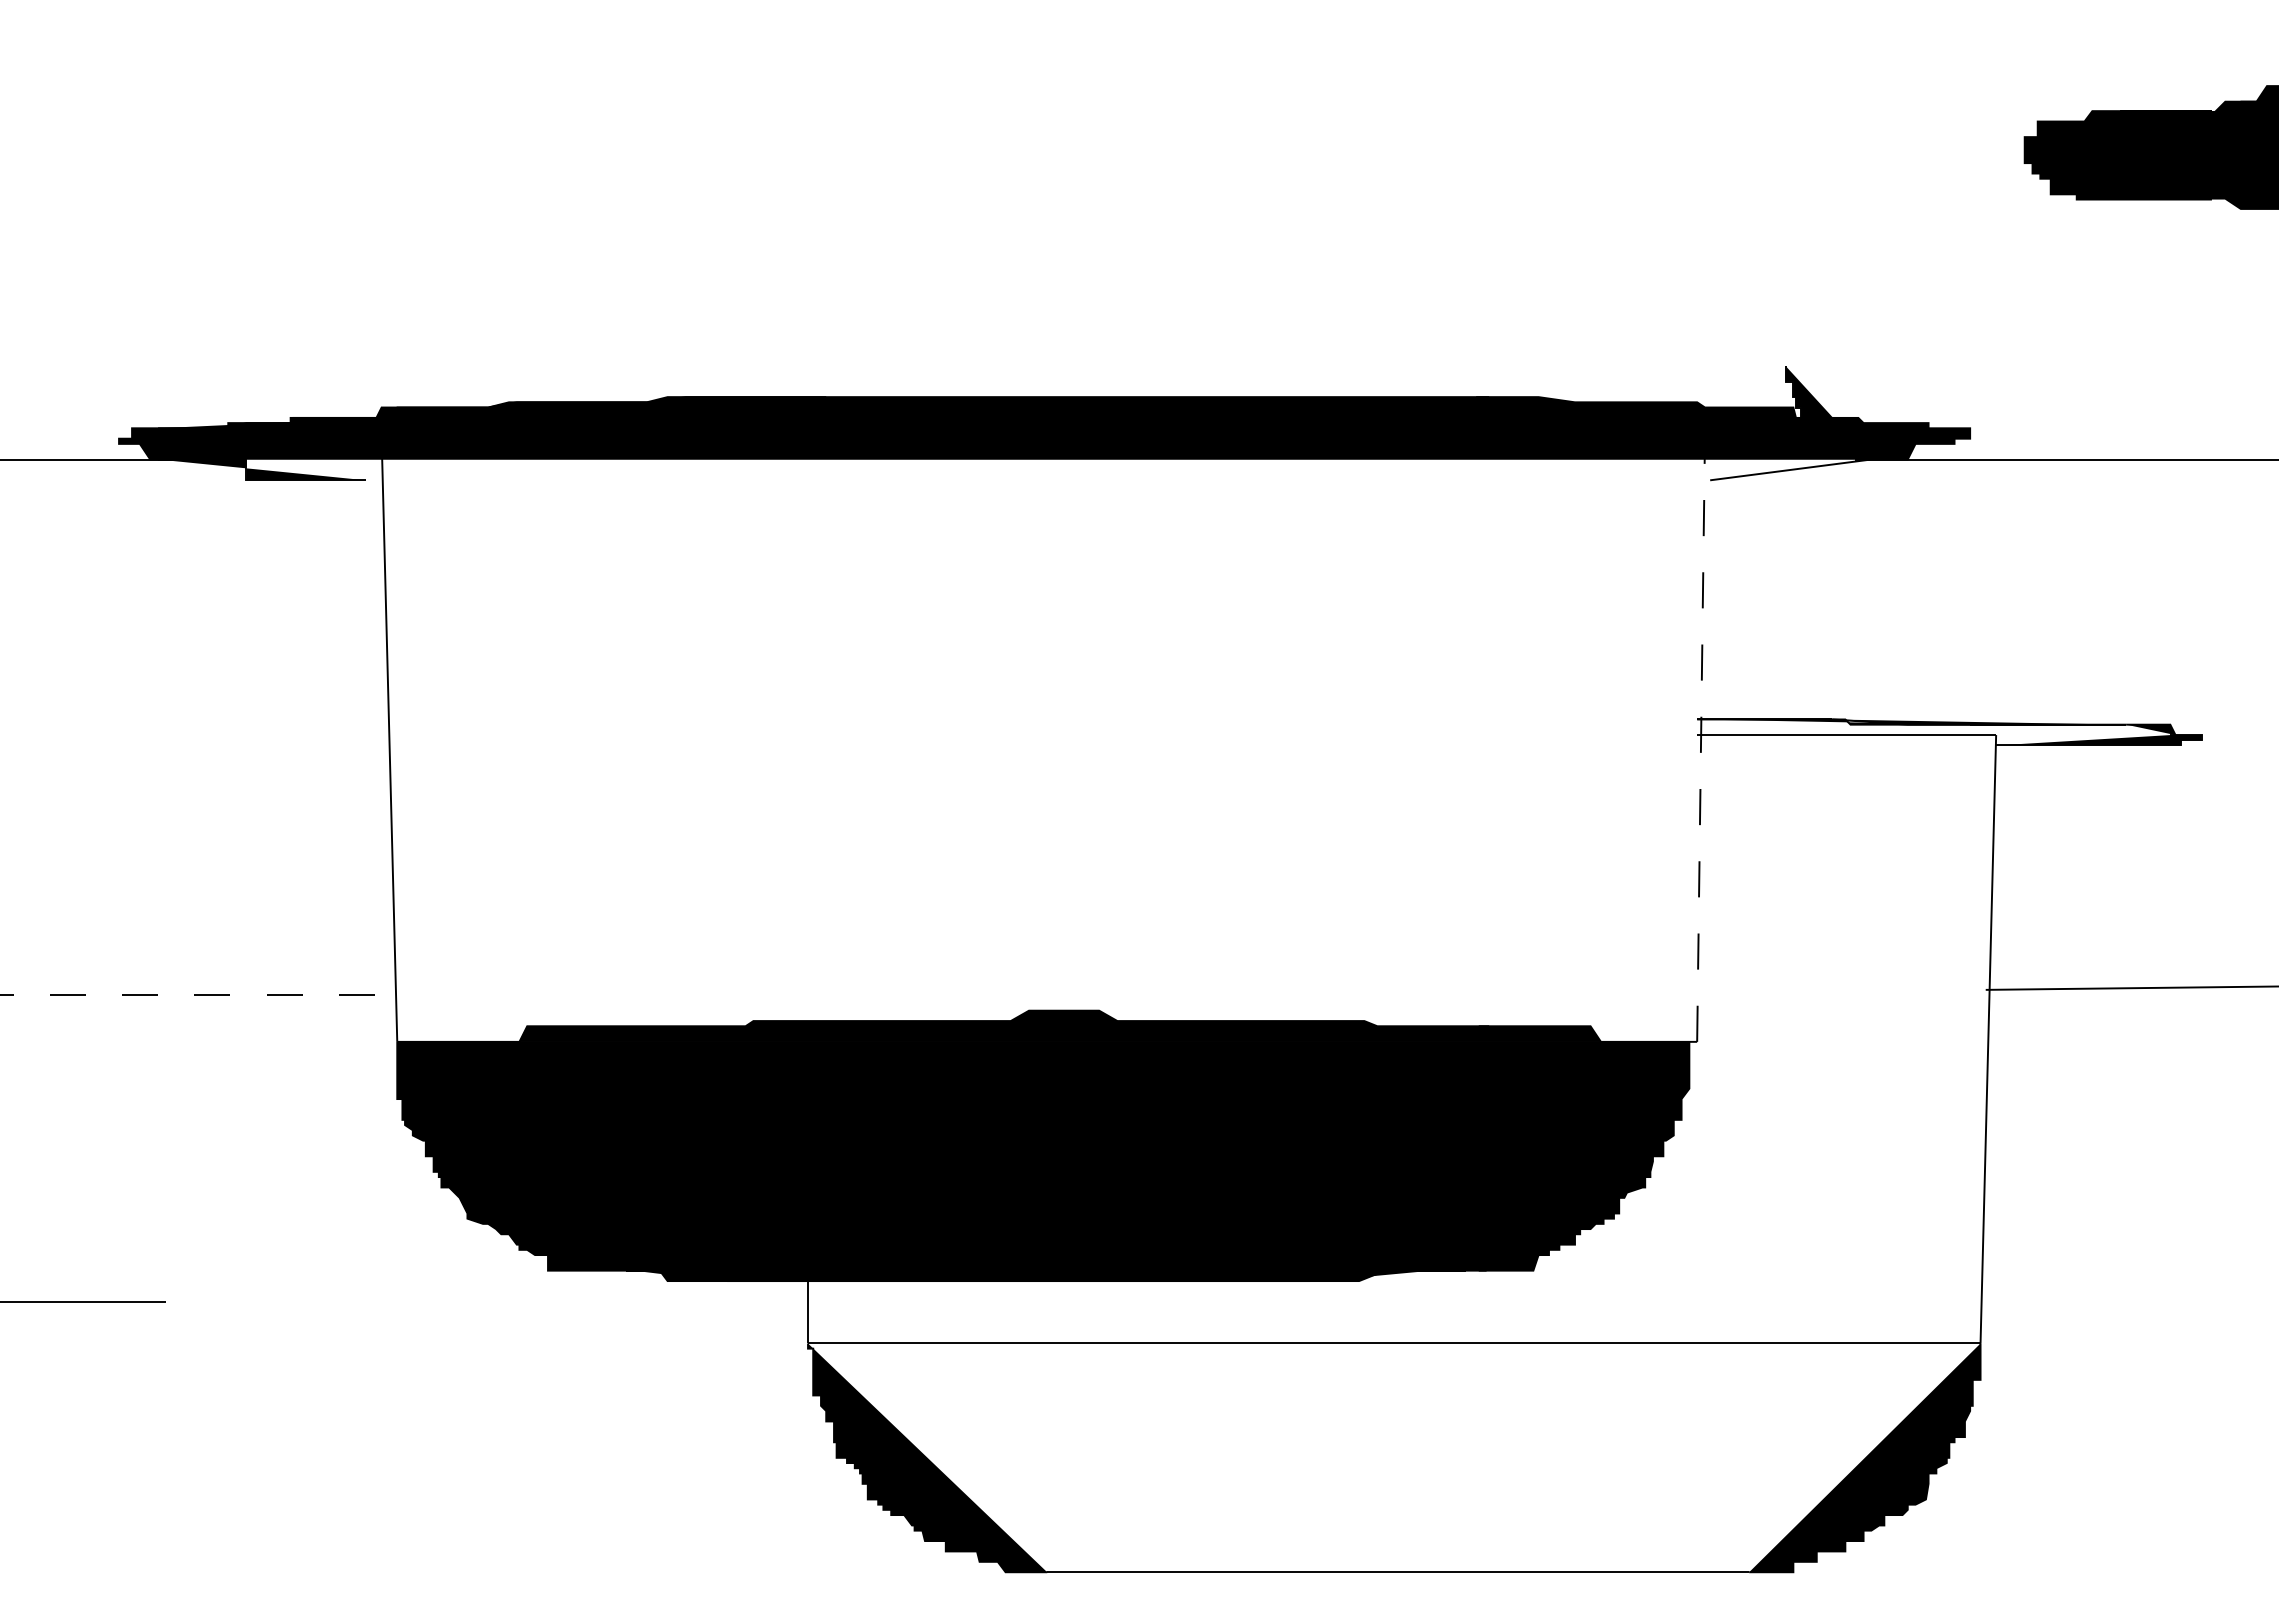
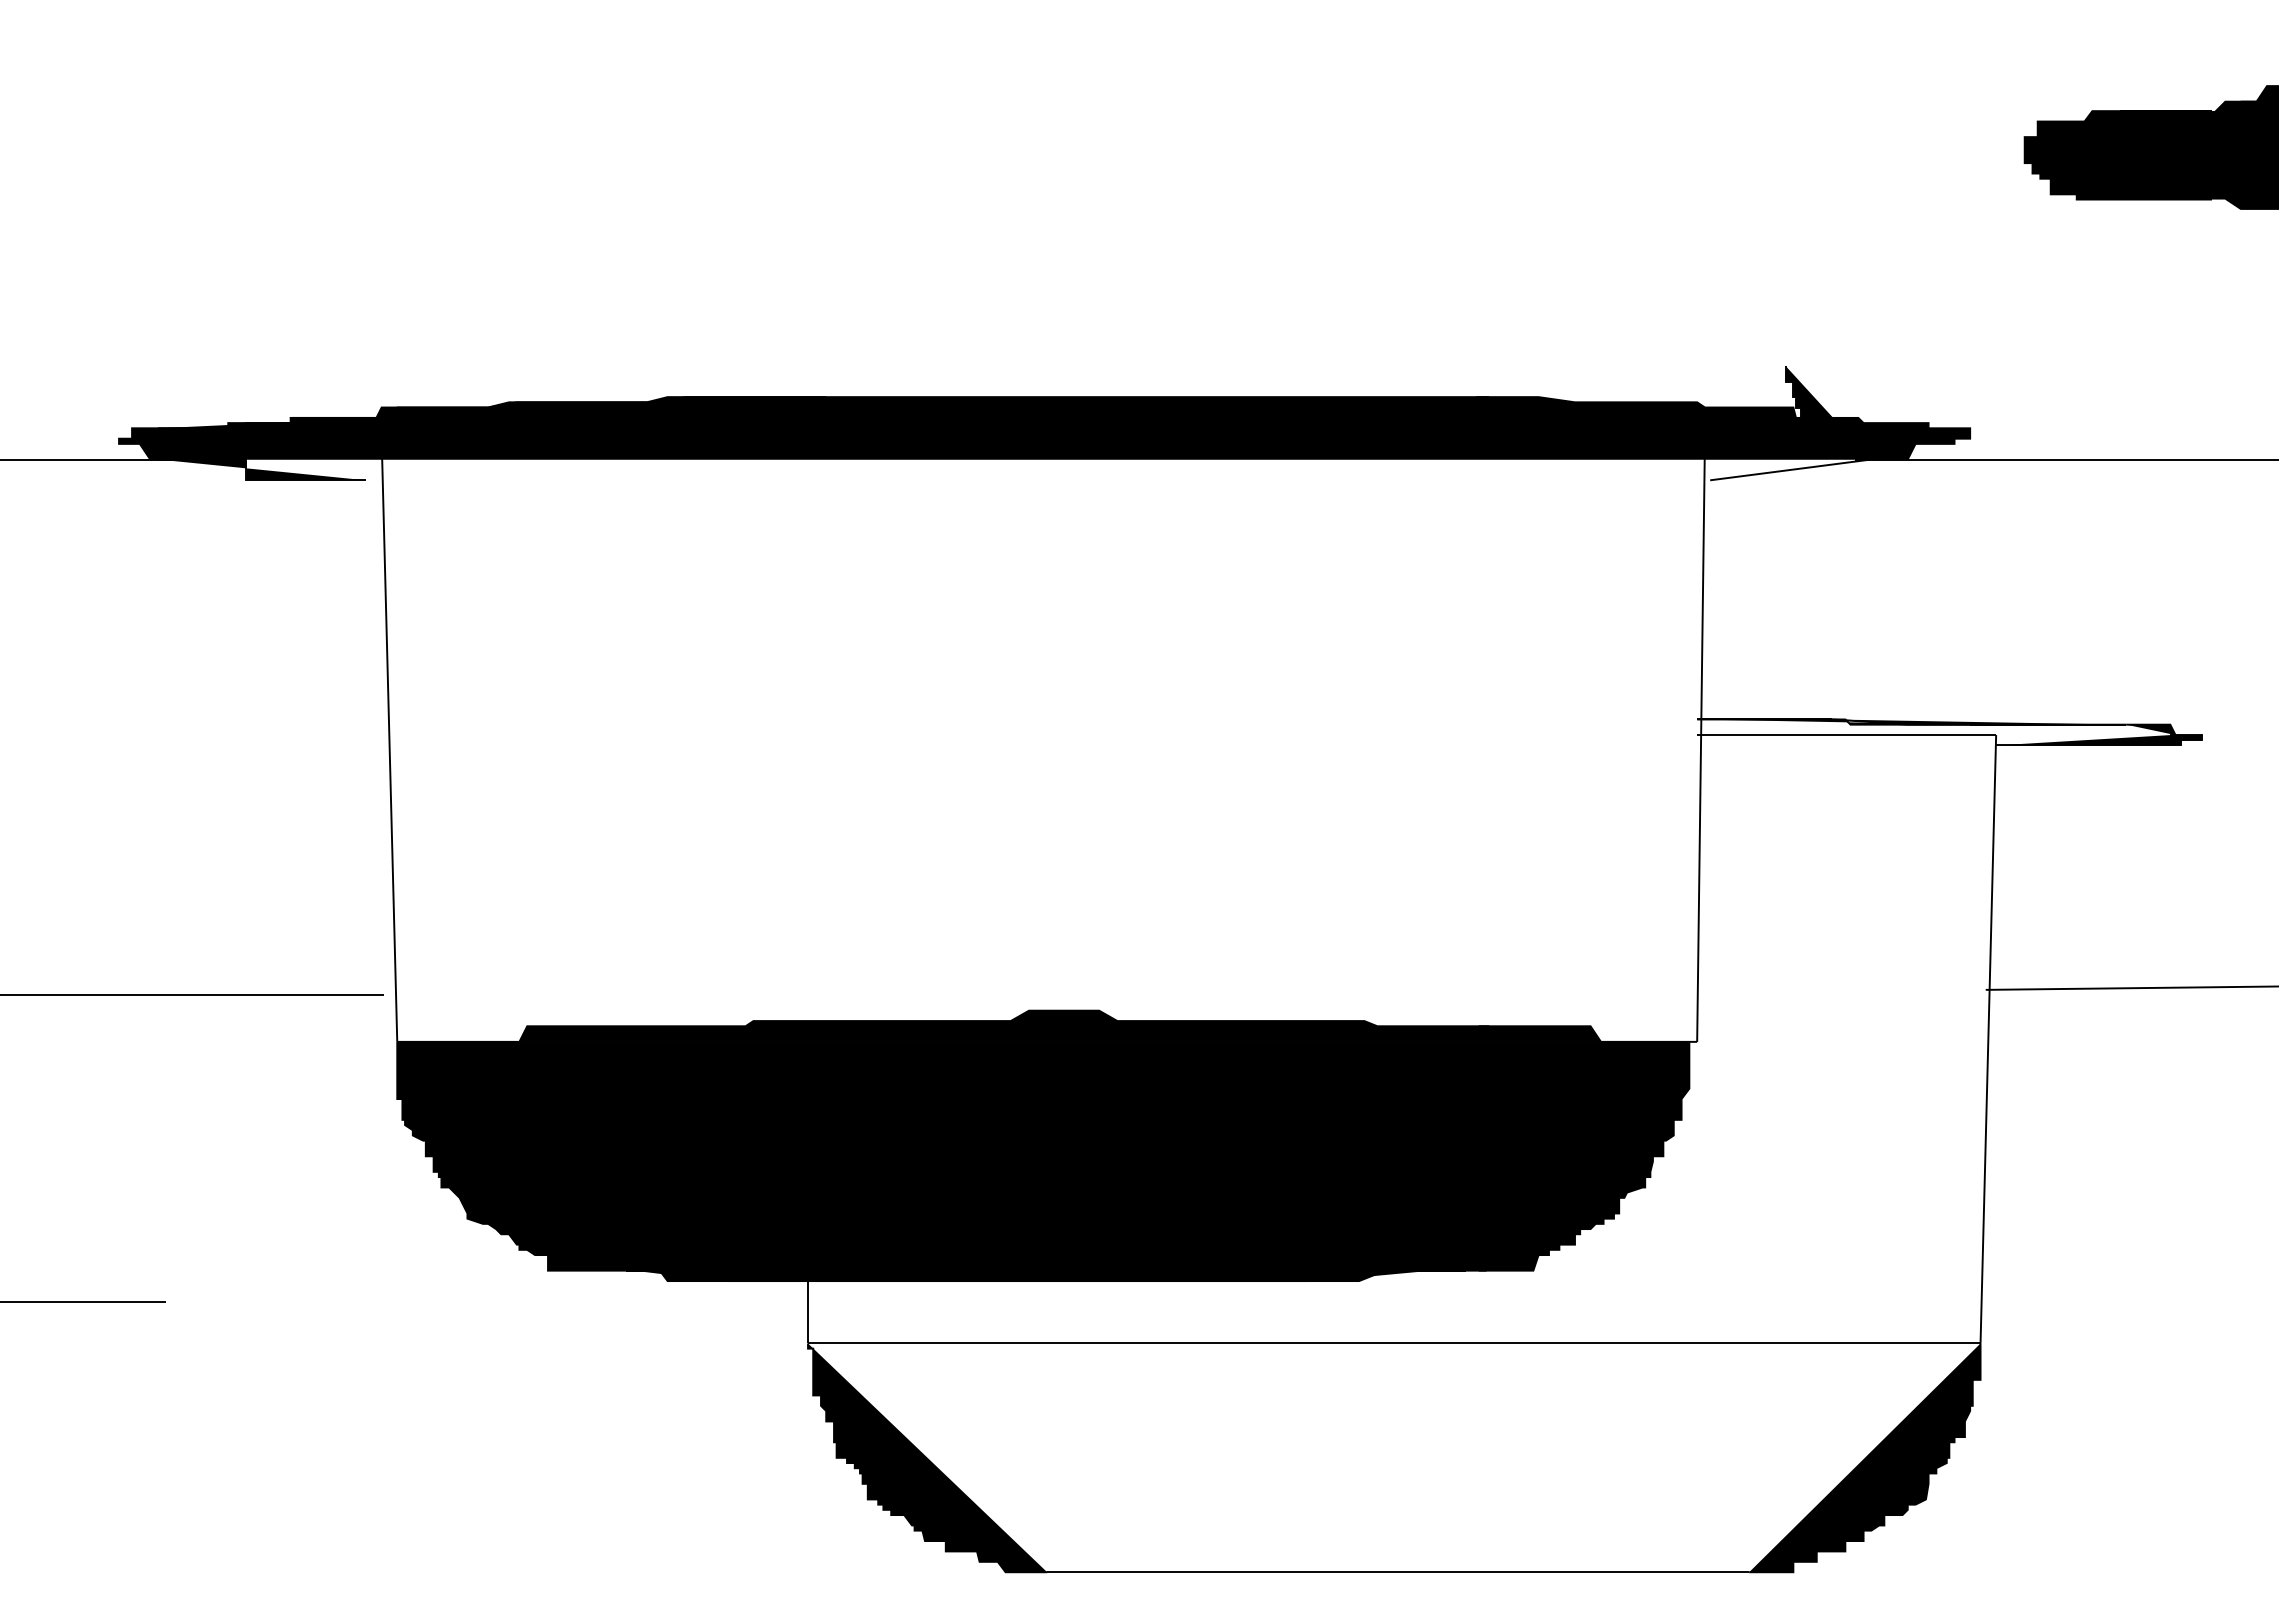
line: dashed -> solid (1701, 740)
line: dashed -> solid (192, 995)
